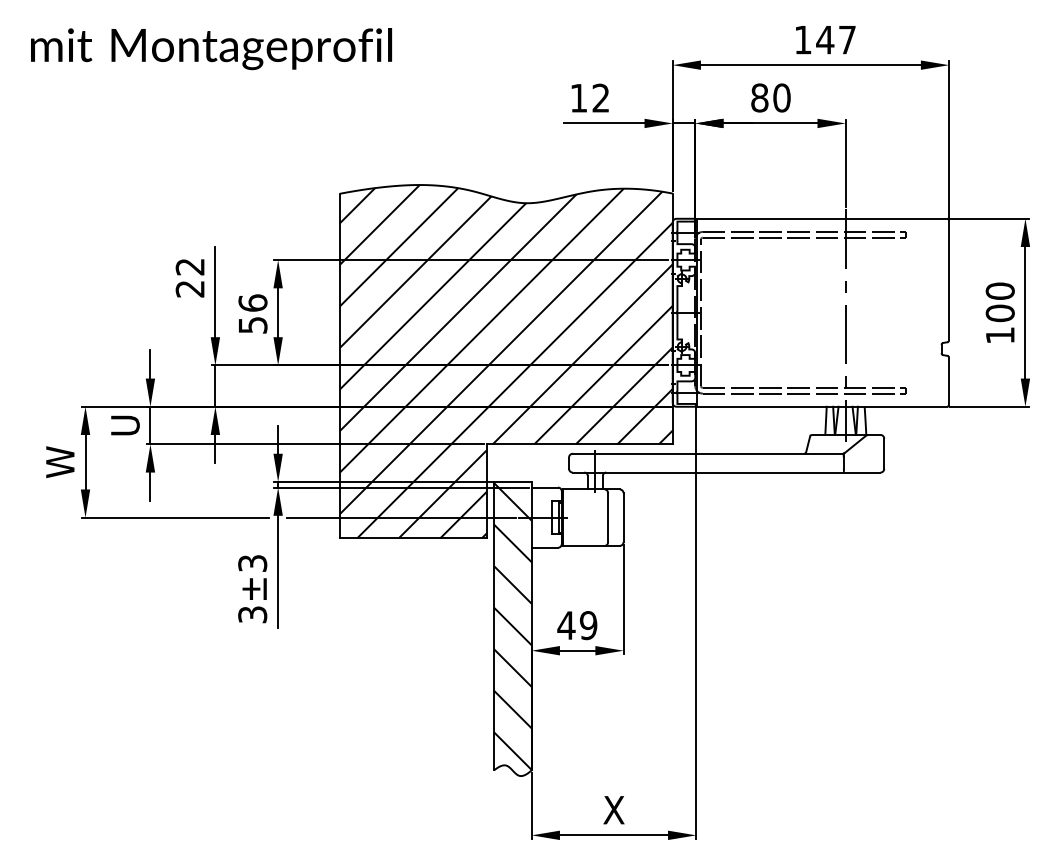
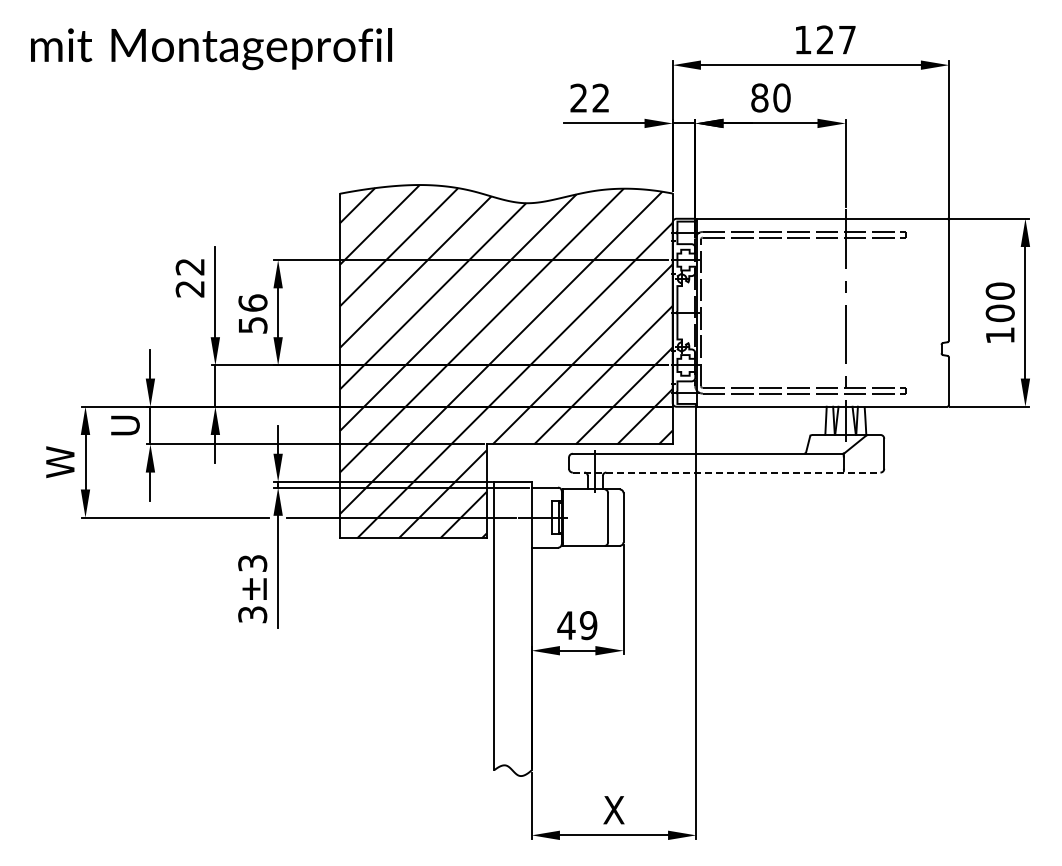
text: 147 -> 127 (825, 39)
text: 12 -> 22 (578, 97)
line: solid -> dashed (726, 472)
hatch: present -> none (512, 626)
